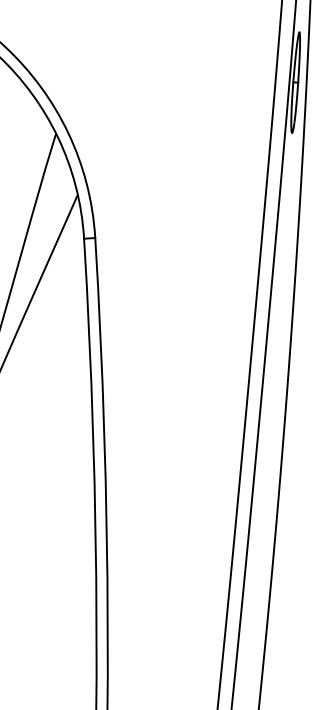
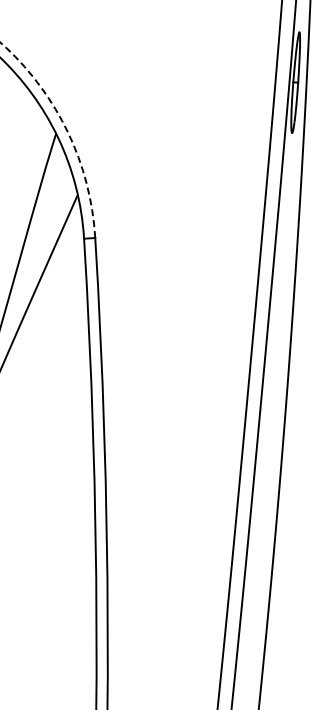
arc: solid -> dashed (66, 129)
